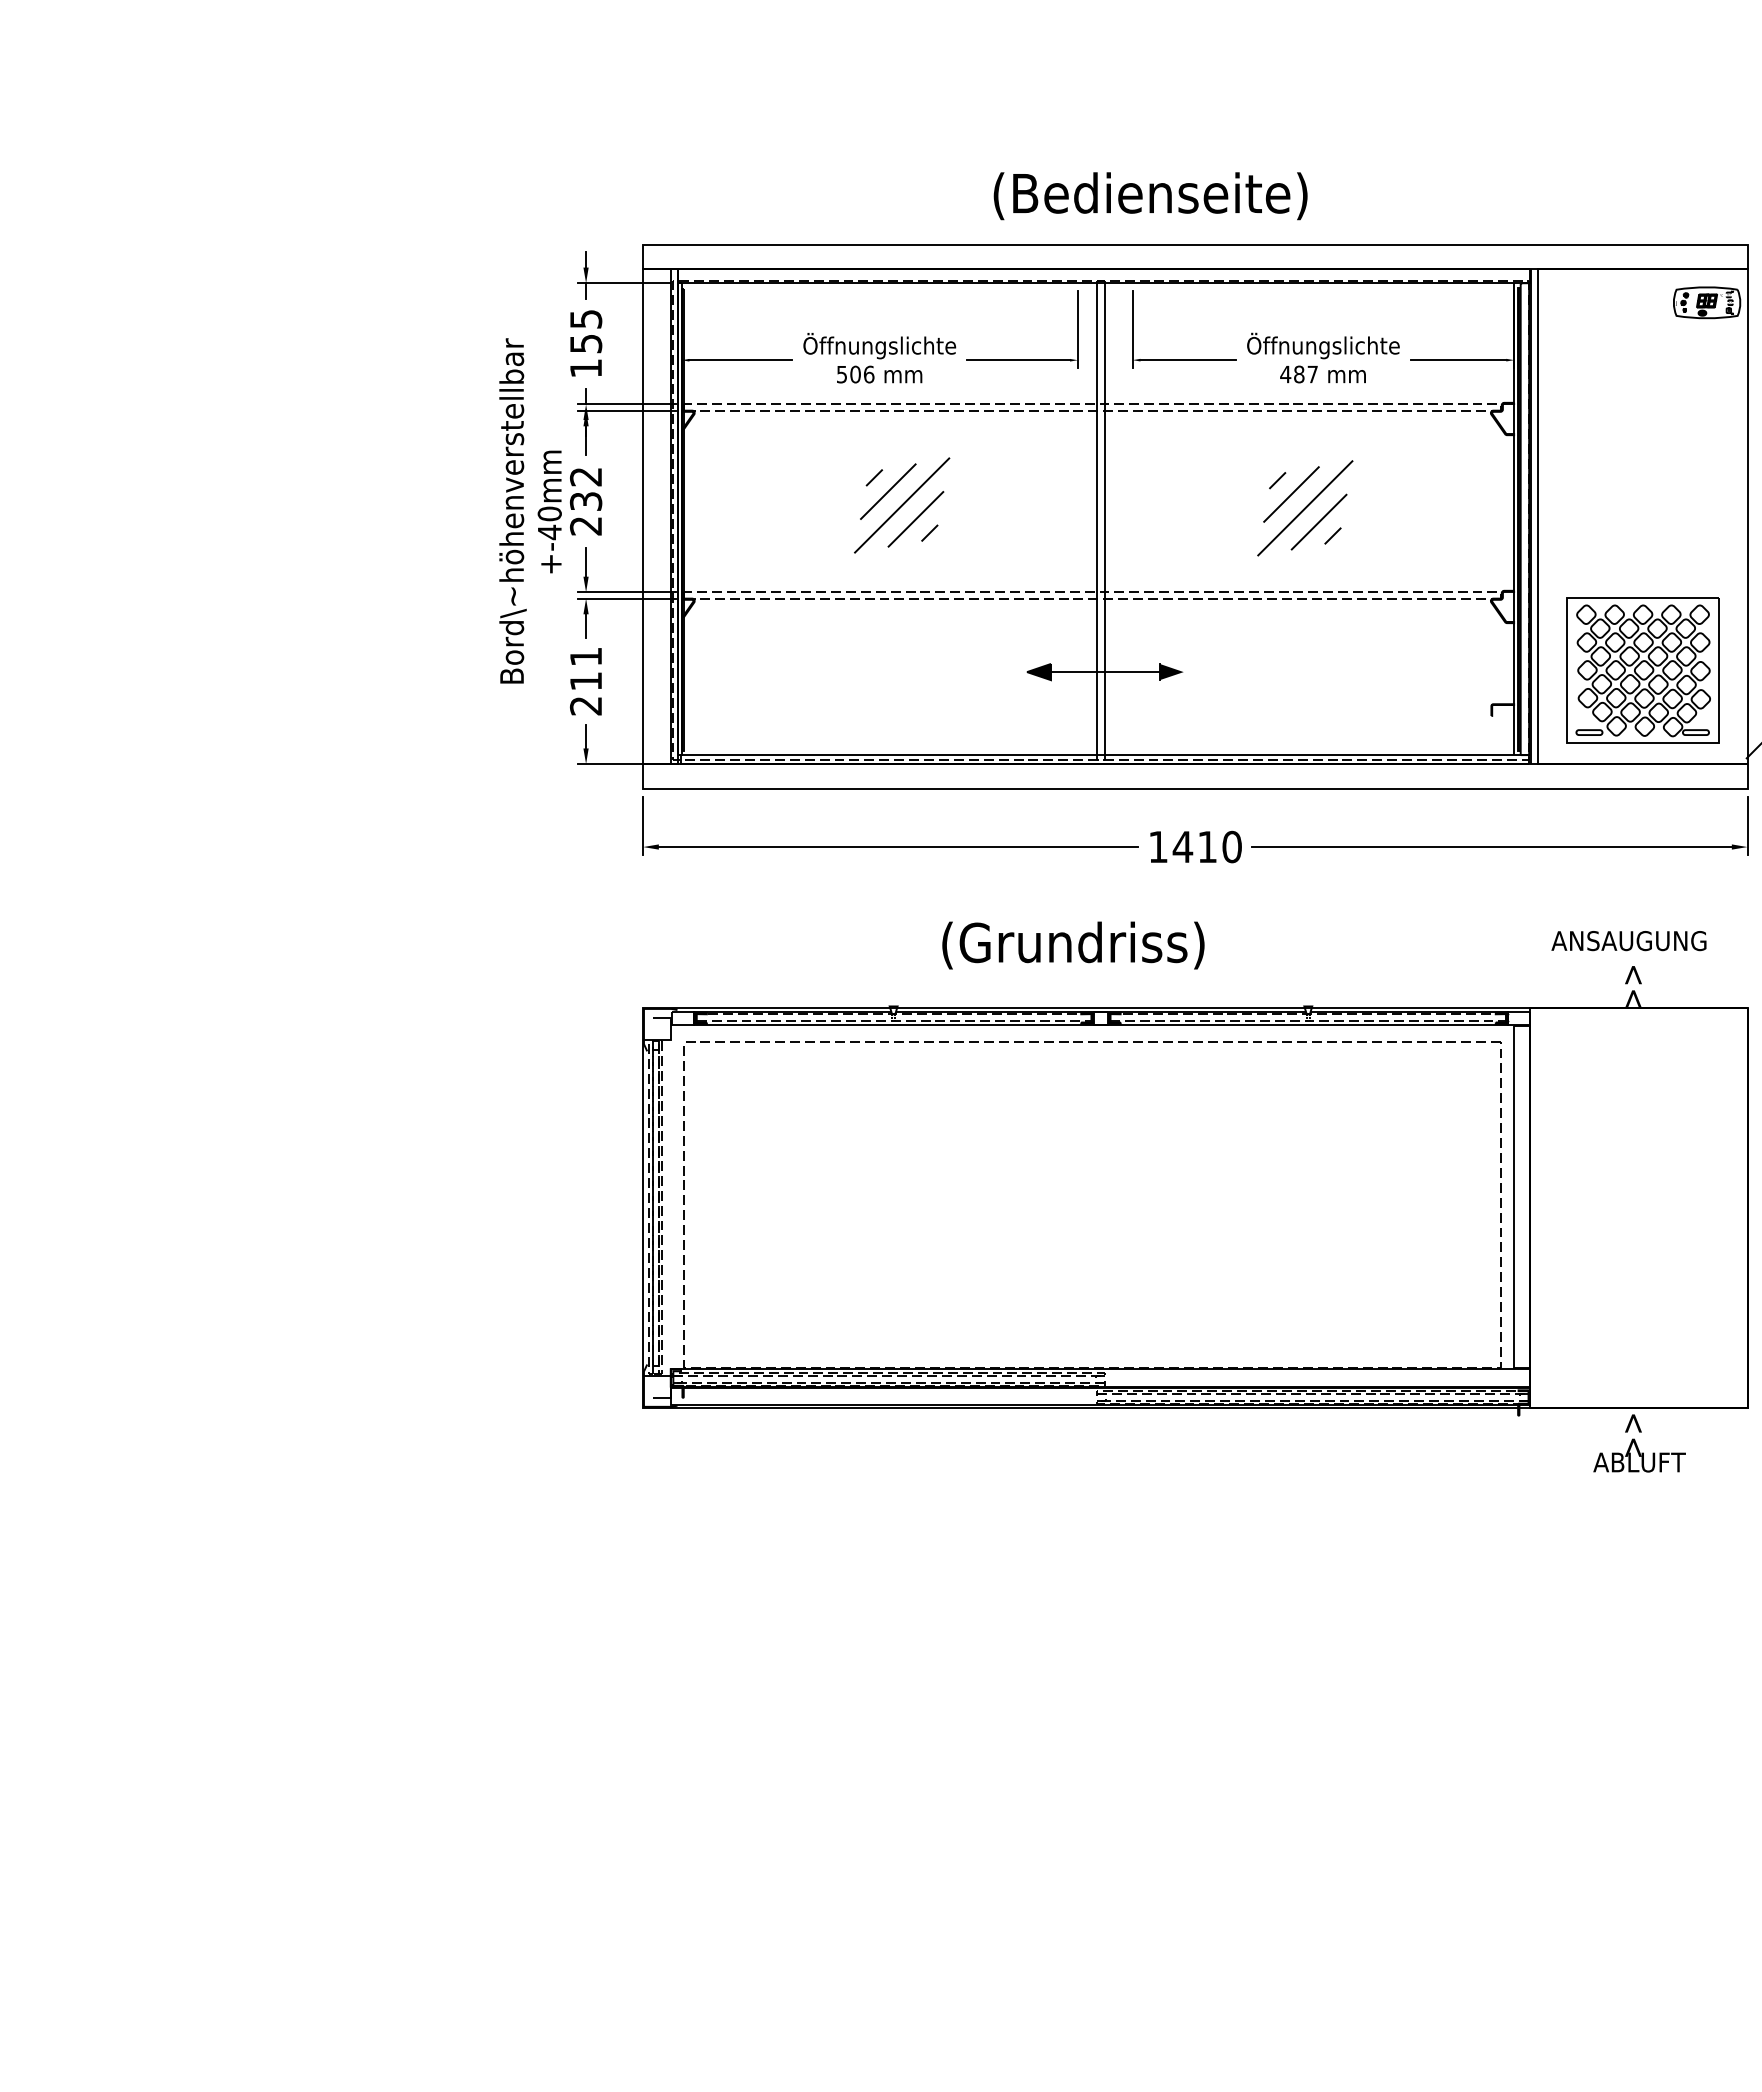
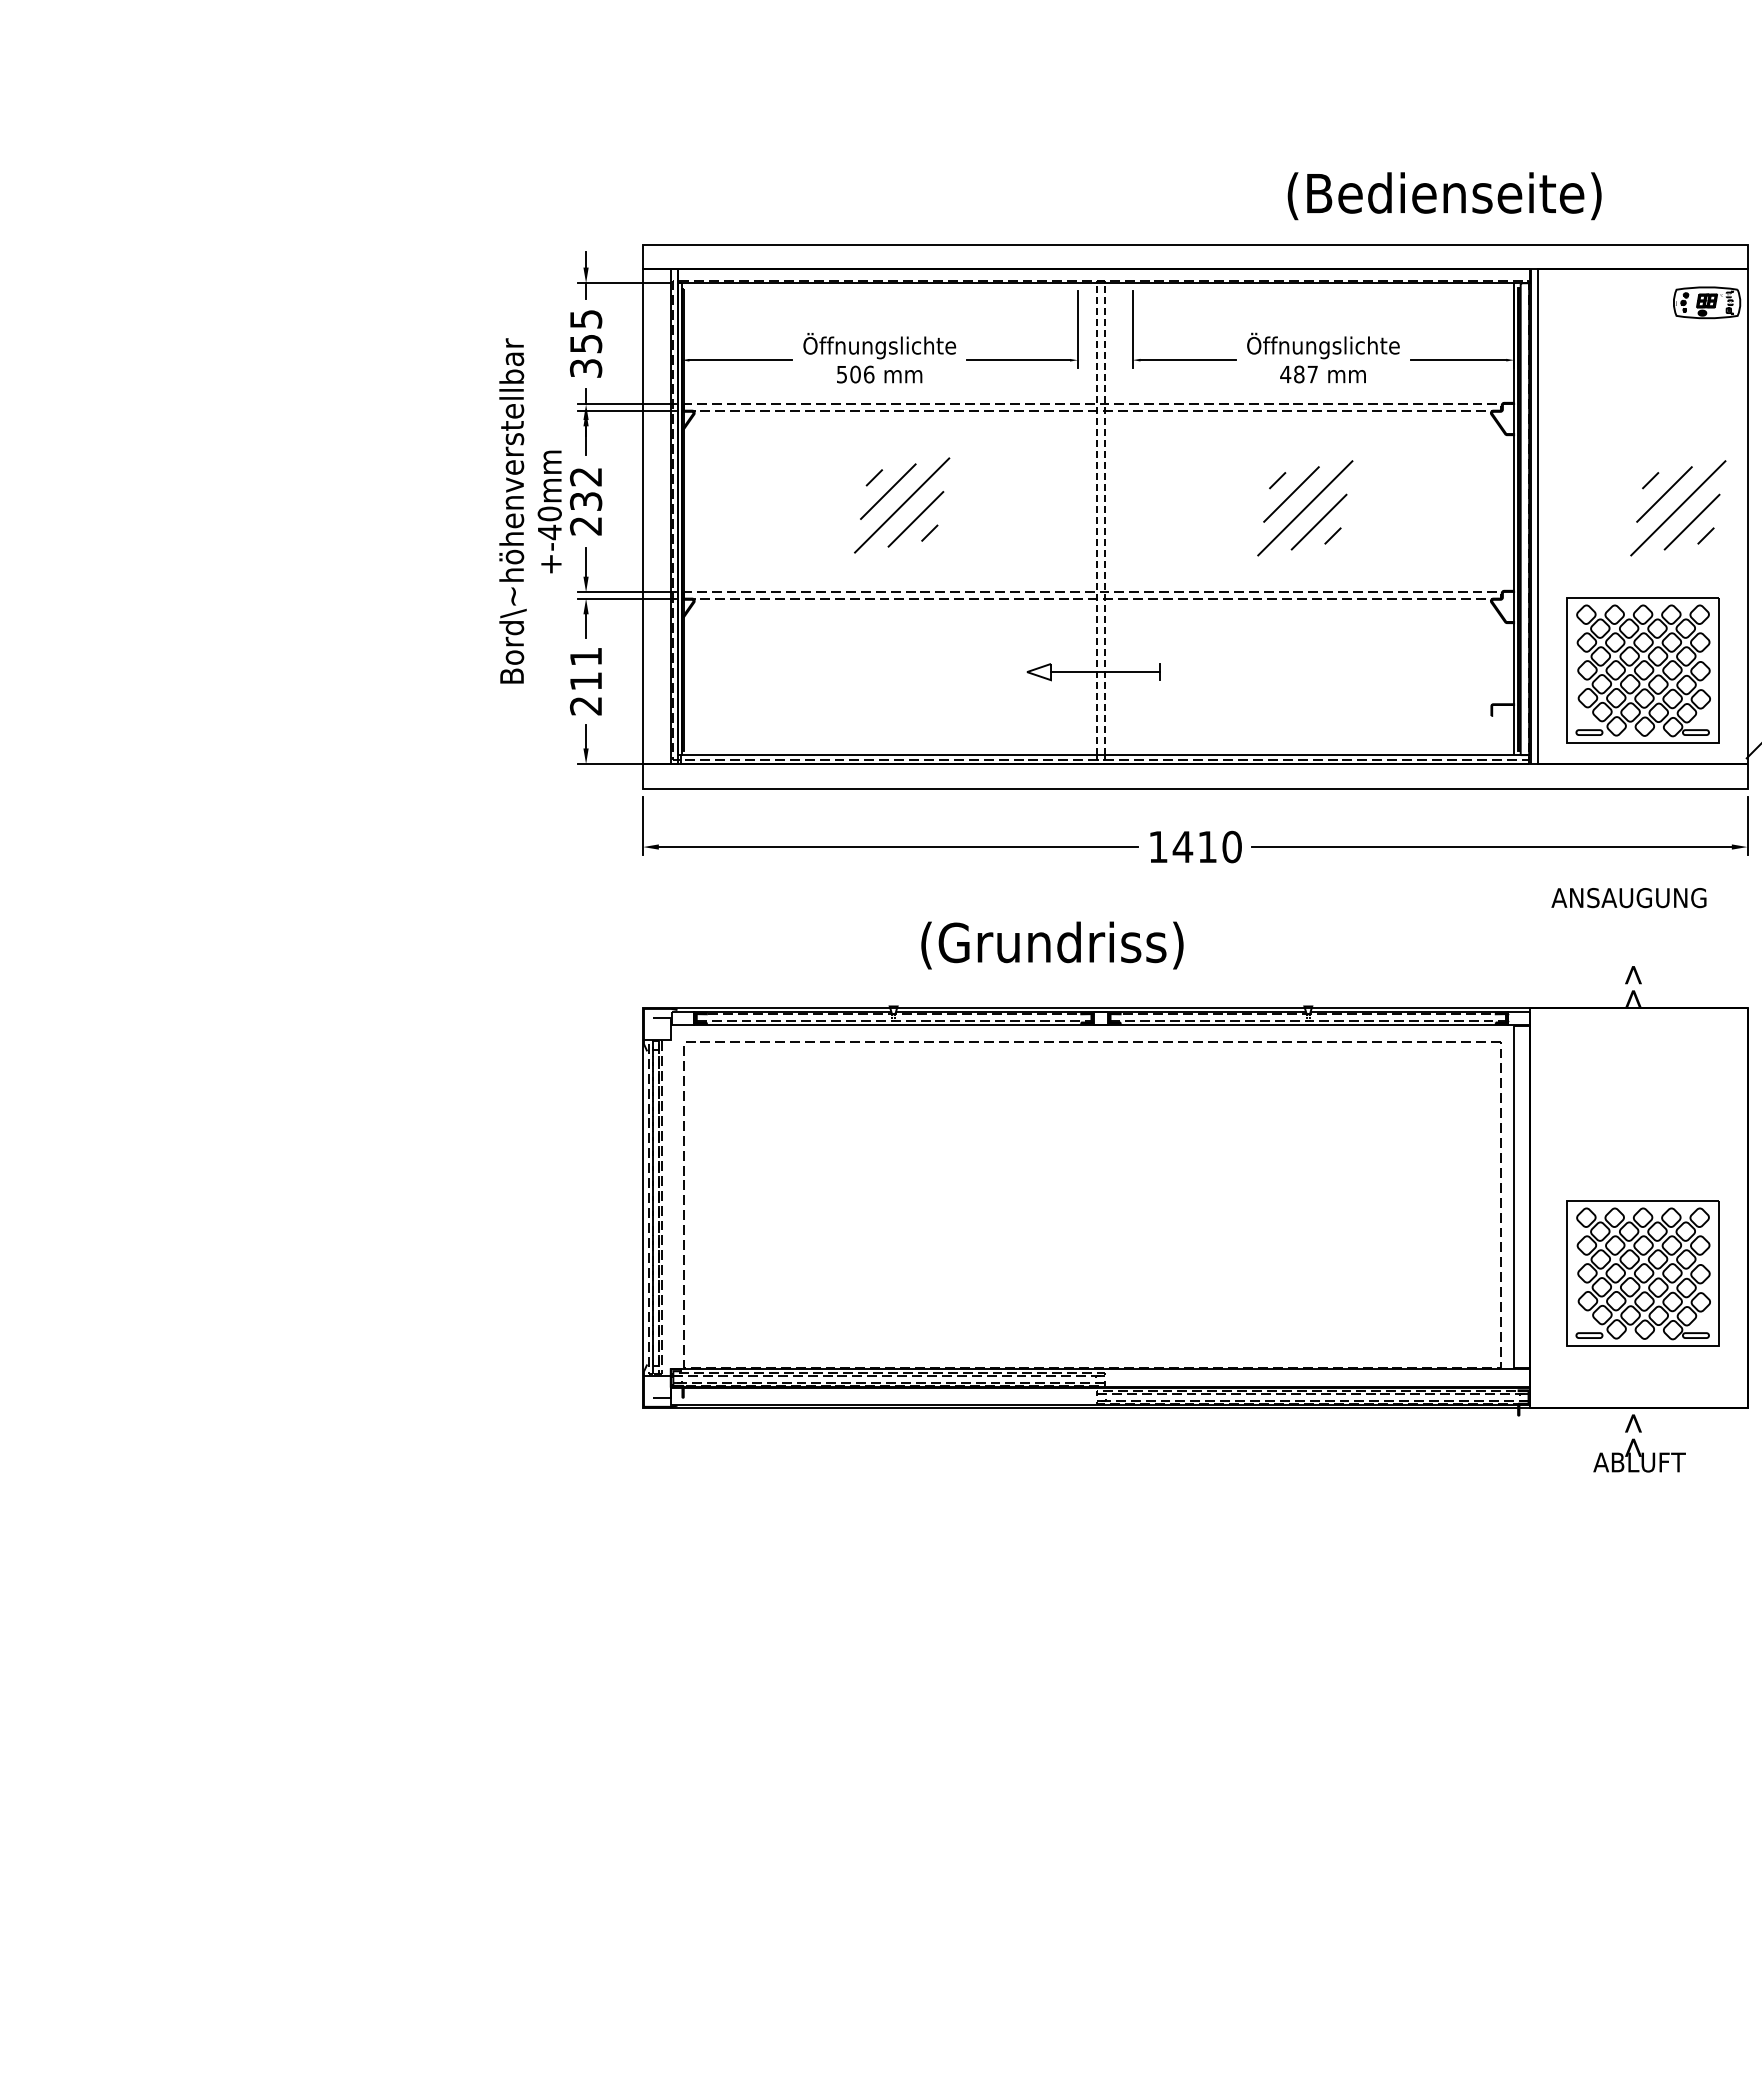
text position: (1150, 196) -> (1444, 196) (1444, 196)
text: 155 -> 355 (585, 368)
part: none -> present (1678, 508)
line: solid -> dashed (1096, 519)
line: solid -> dashed (1104, 519)
fill: present -> none (1039, 671)
fill: present -> none (1171, 671)
text position: (1628, 941) -> (1628, 898) (1628, 898)
text position: (1073, 945) -> (1052, 945) (1052, 945)
part: none -> present (1642, 1273)
